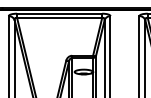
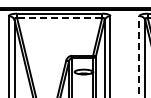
line: solid -> dashed (59, 18)
line: solid -> dashed (139, 57)
